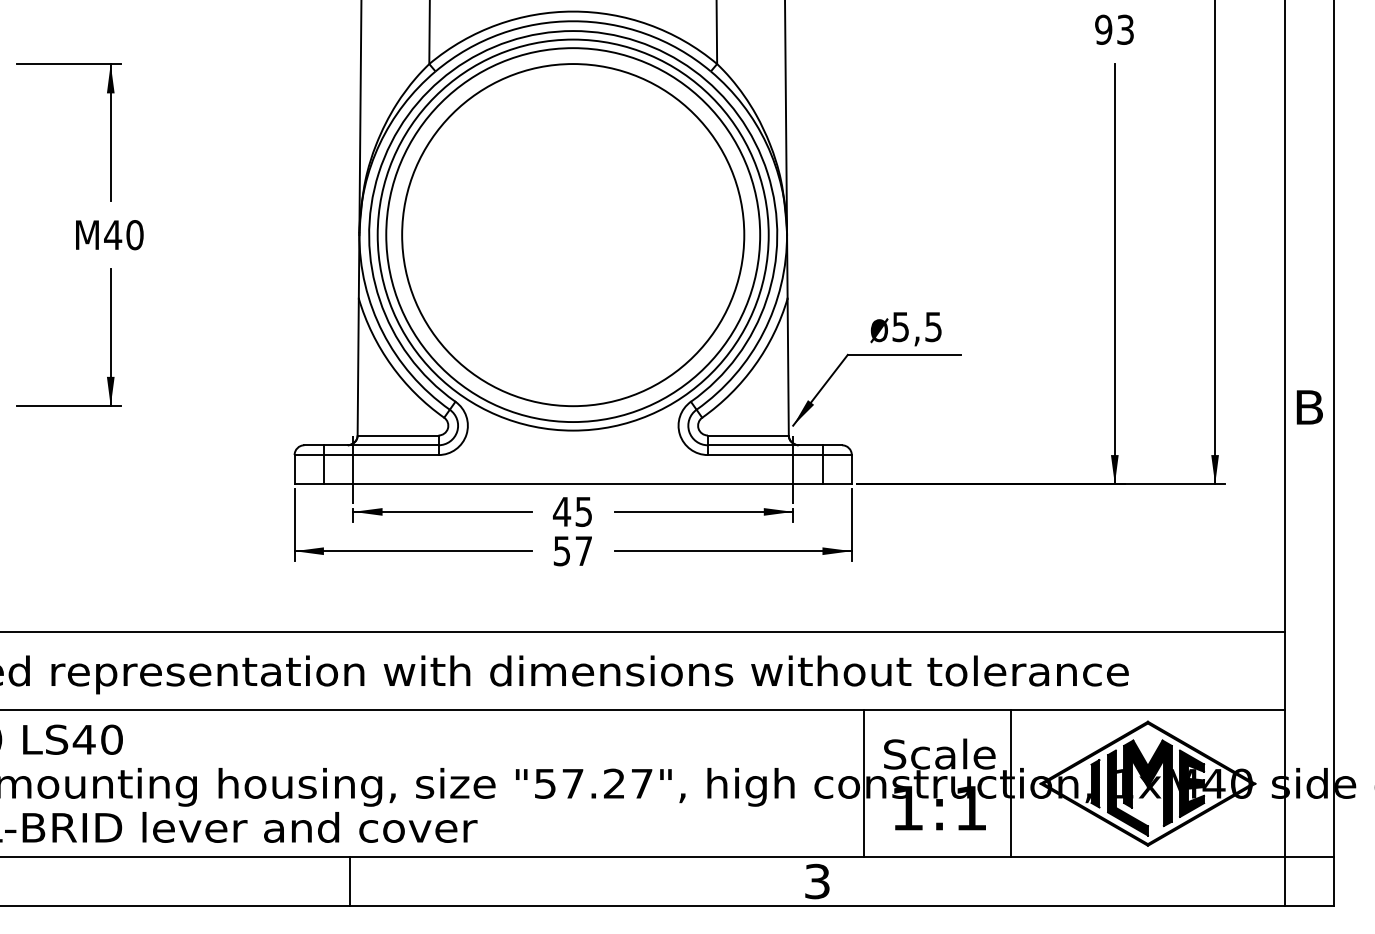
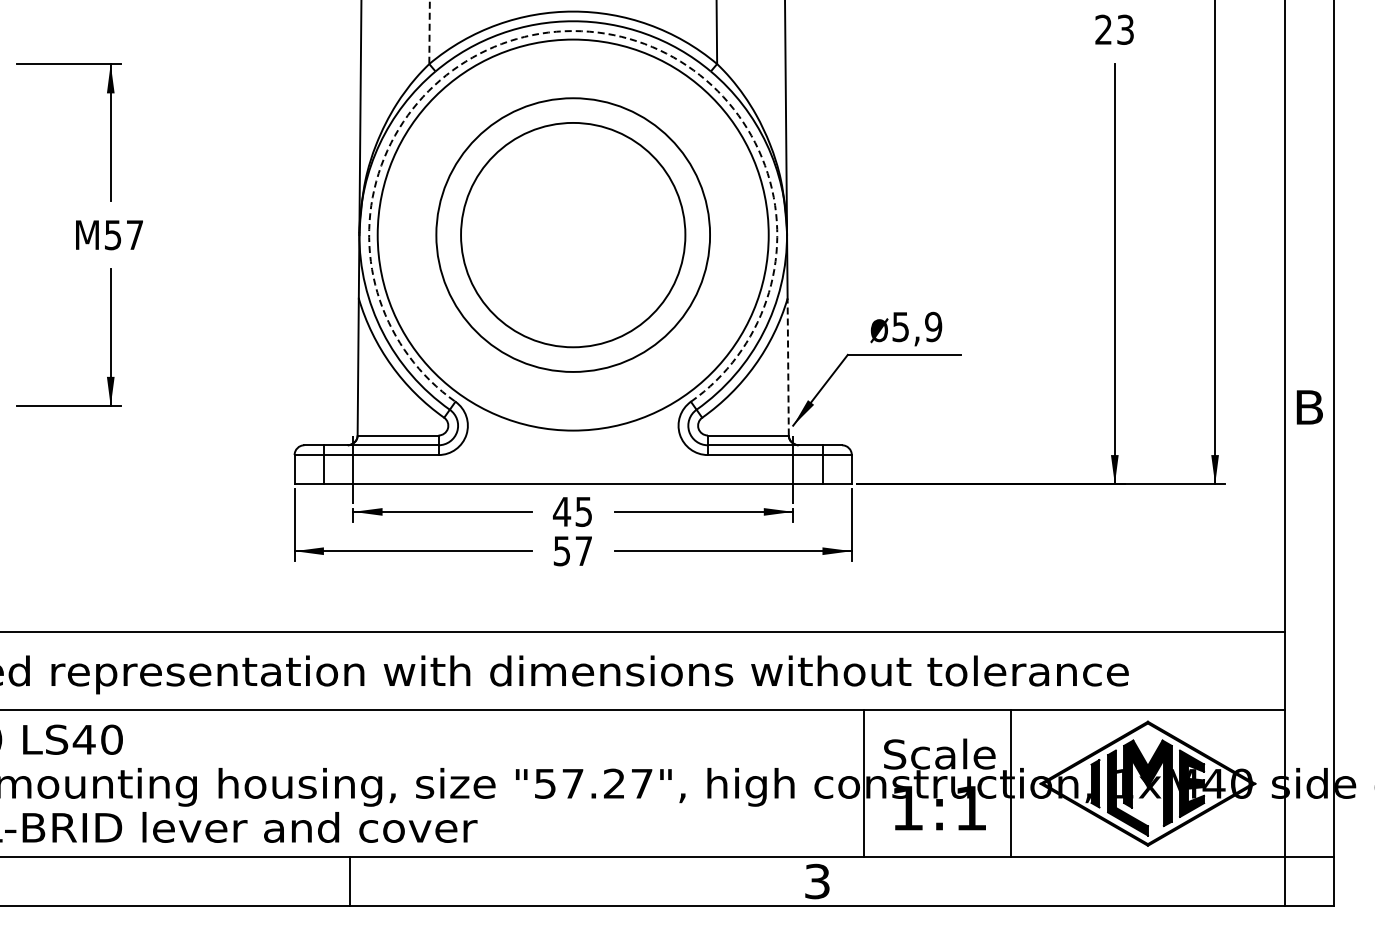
text: 93 -> 23 (1103, 29)
arc: solid -> dashed (573, 31)
line: solid -> dashed (429, 32)
text: M40 -> M57 (123, 235)
circle diameter: 342 px -> 274 px (573, 234)
circle diameter: 374 px -> 224 px (573, 234)
text: ø5,5 -> ø5,9 (933, 326)
line: solid -> dashed (788, 366)
